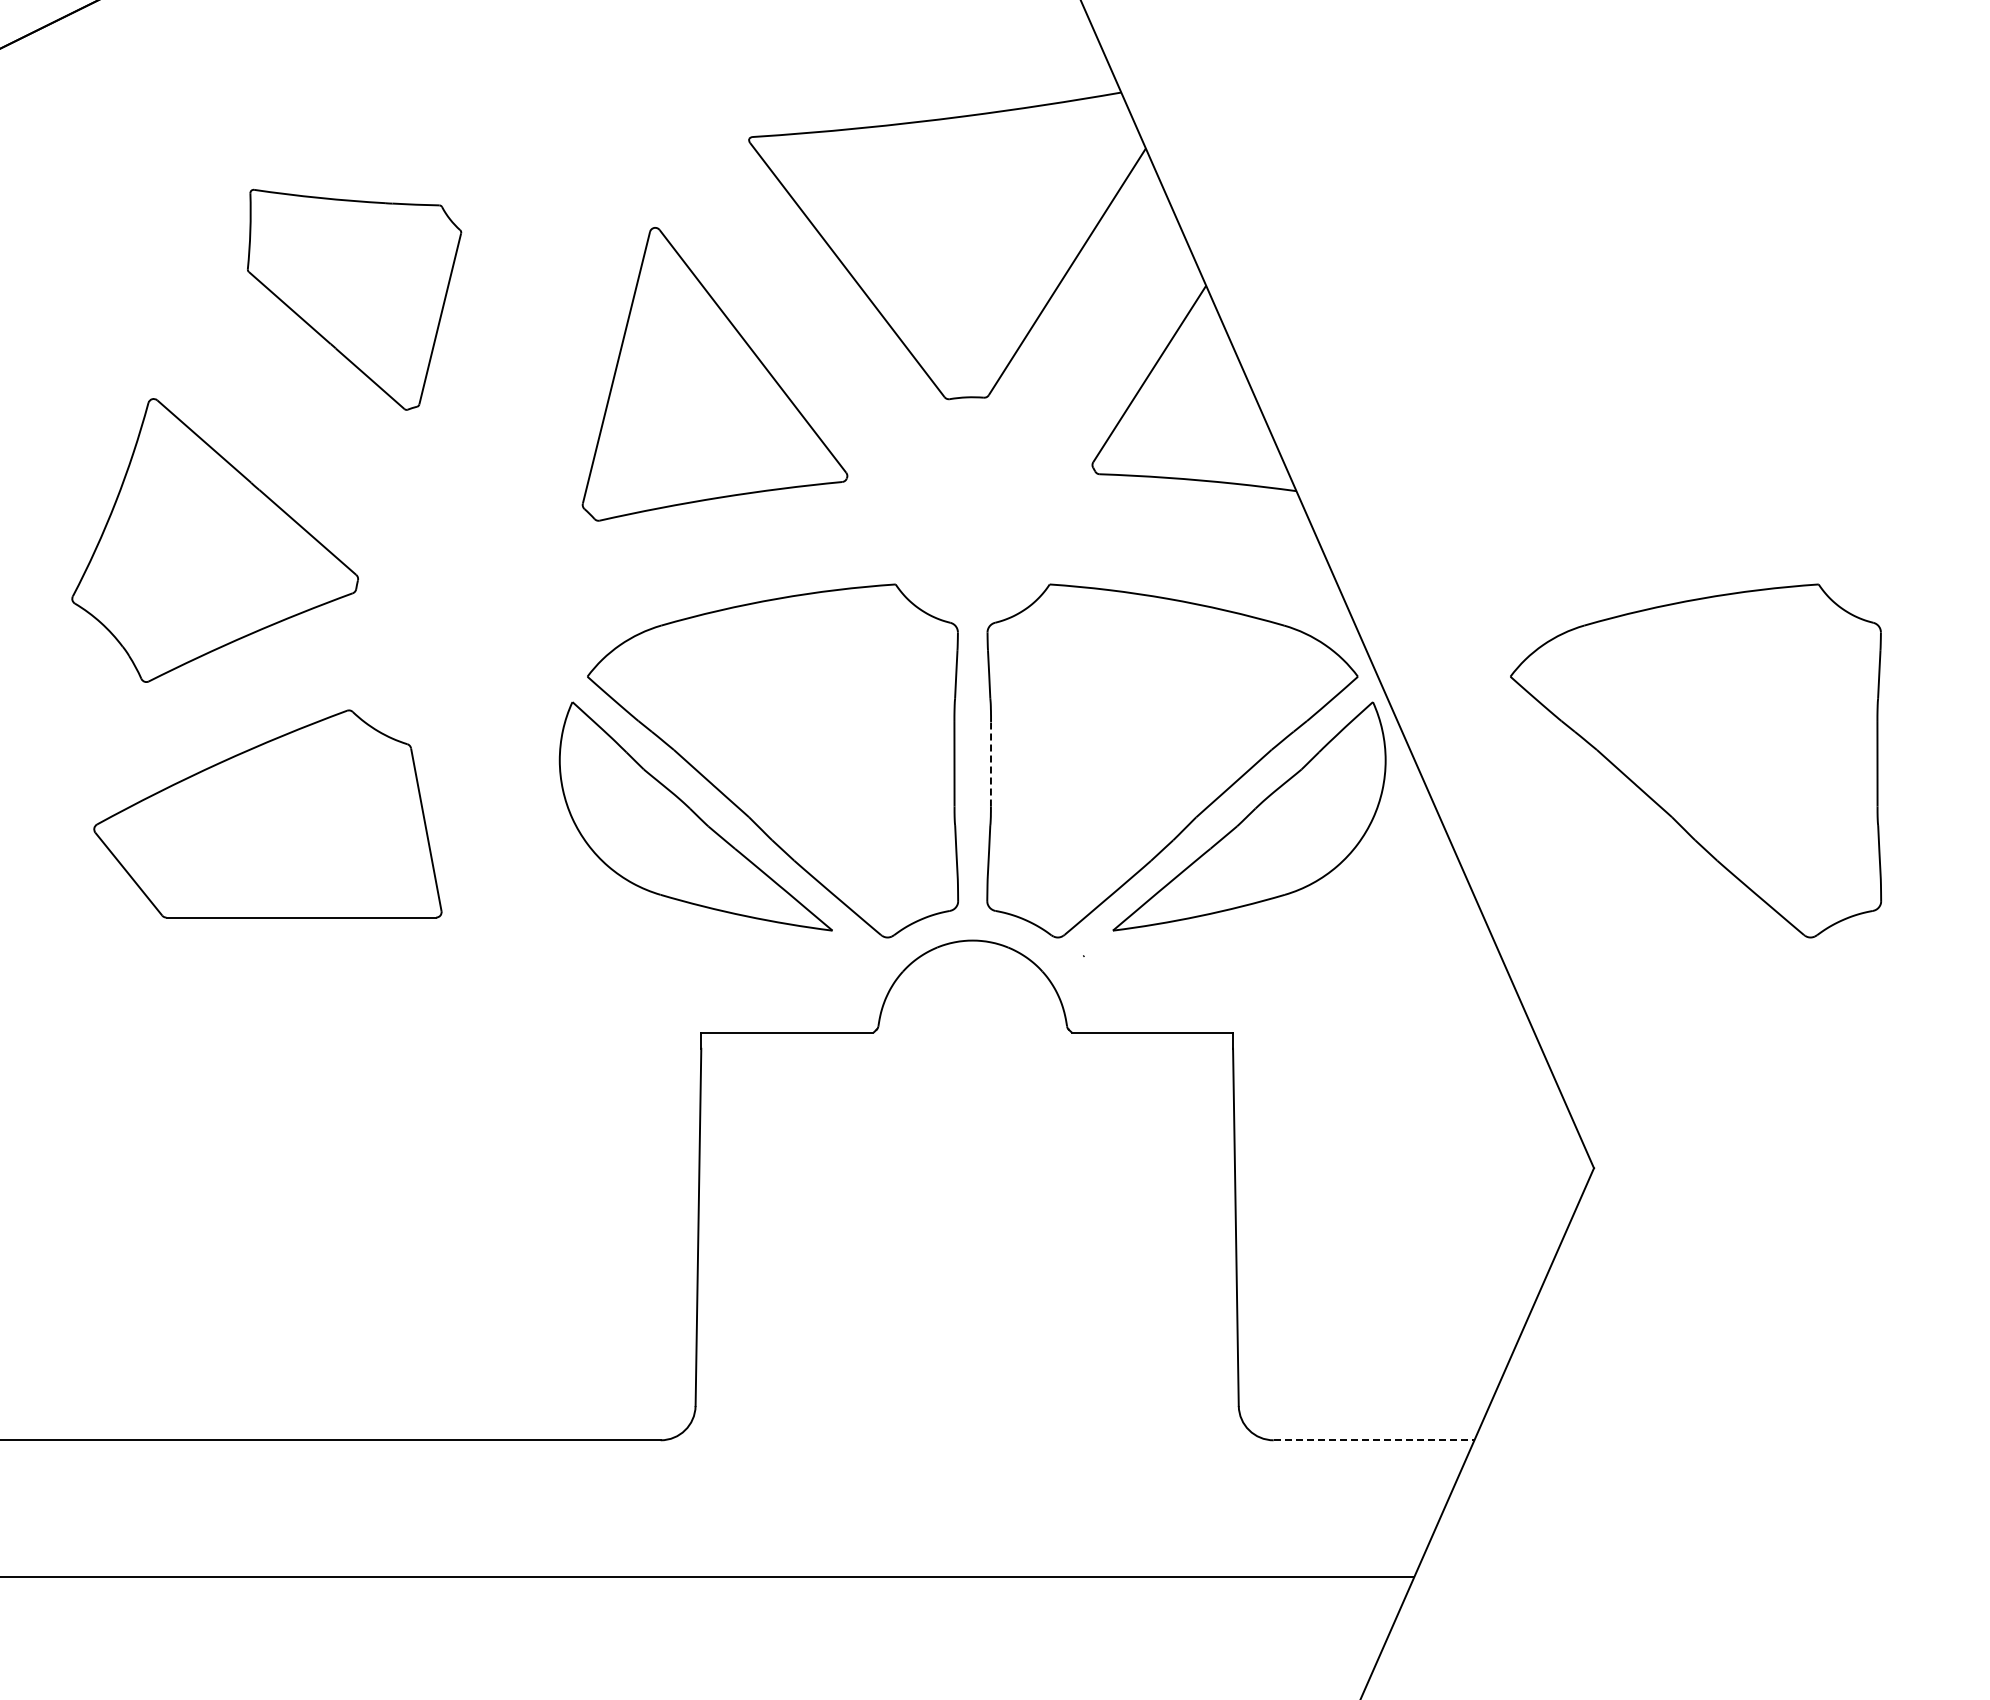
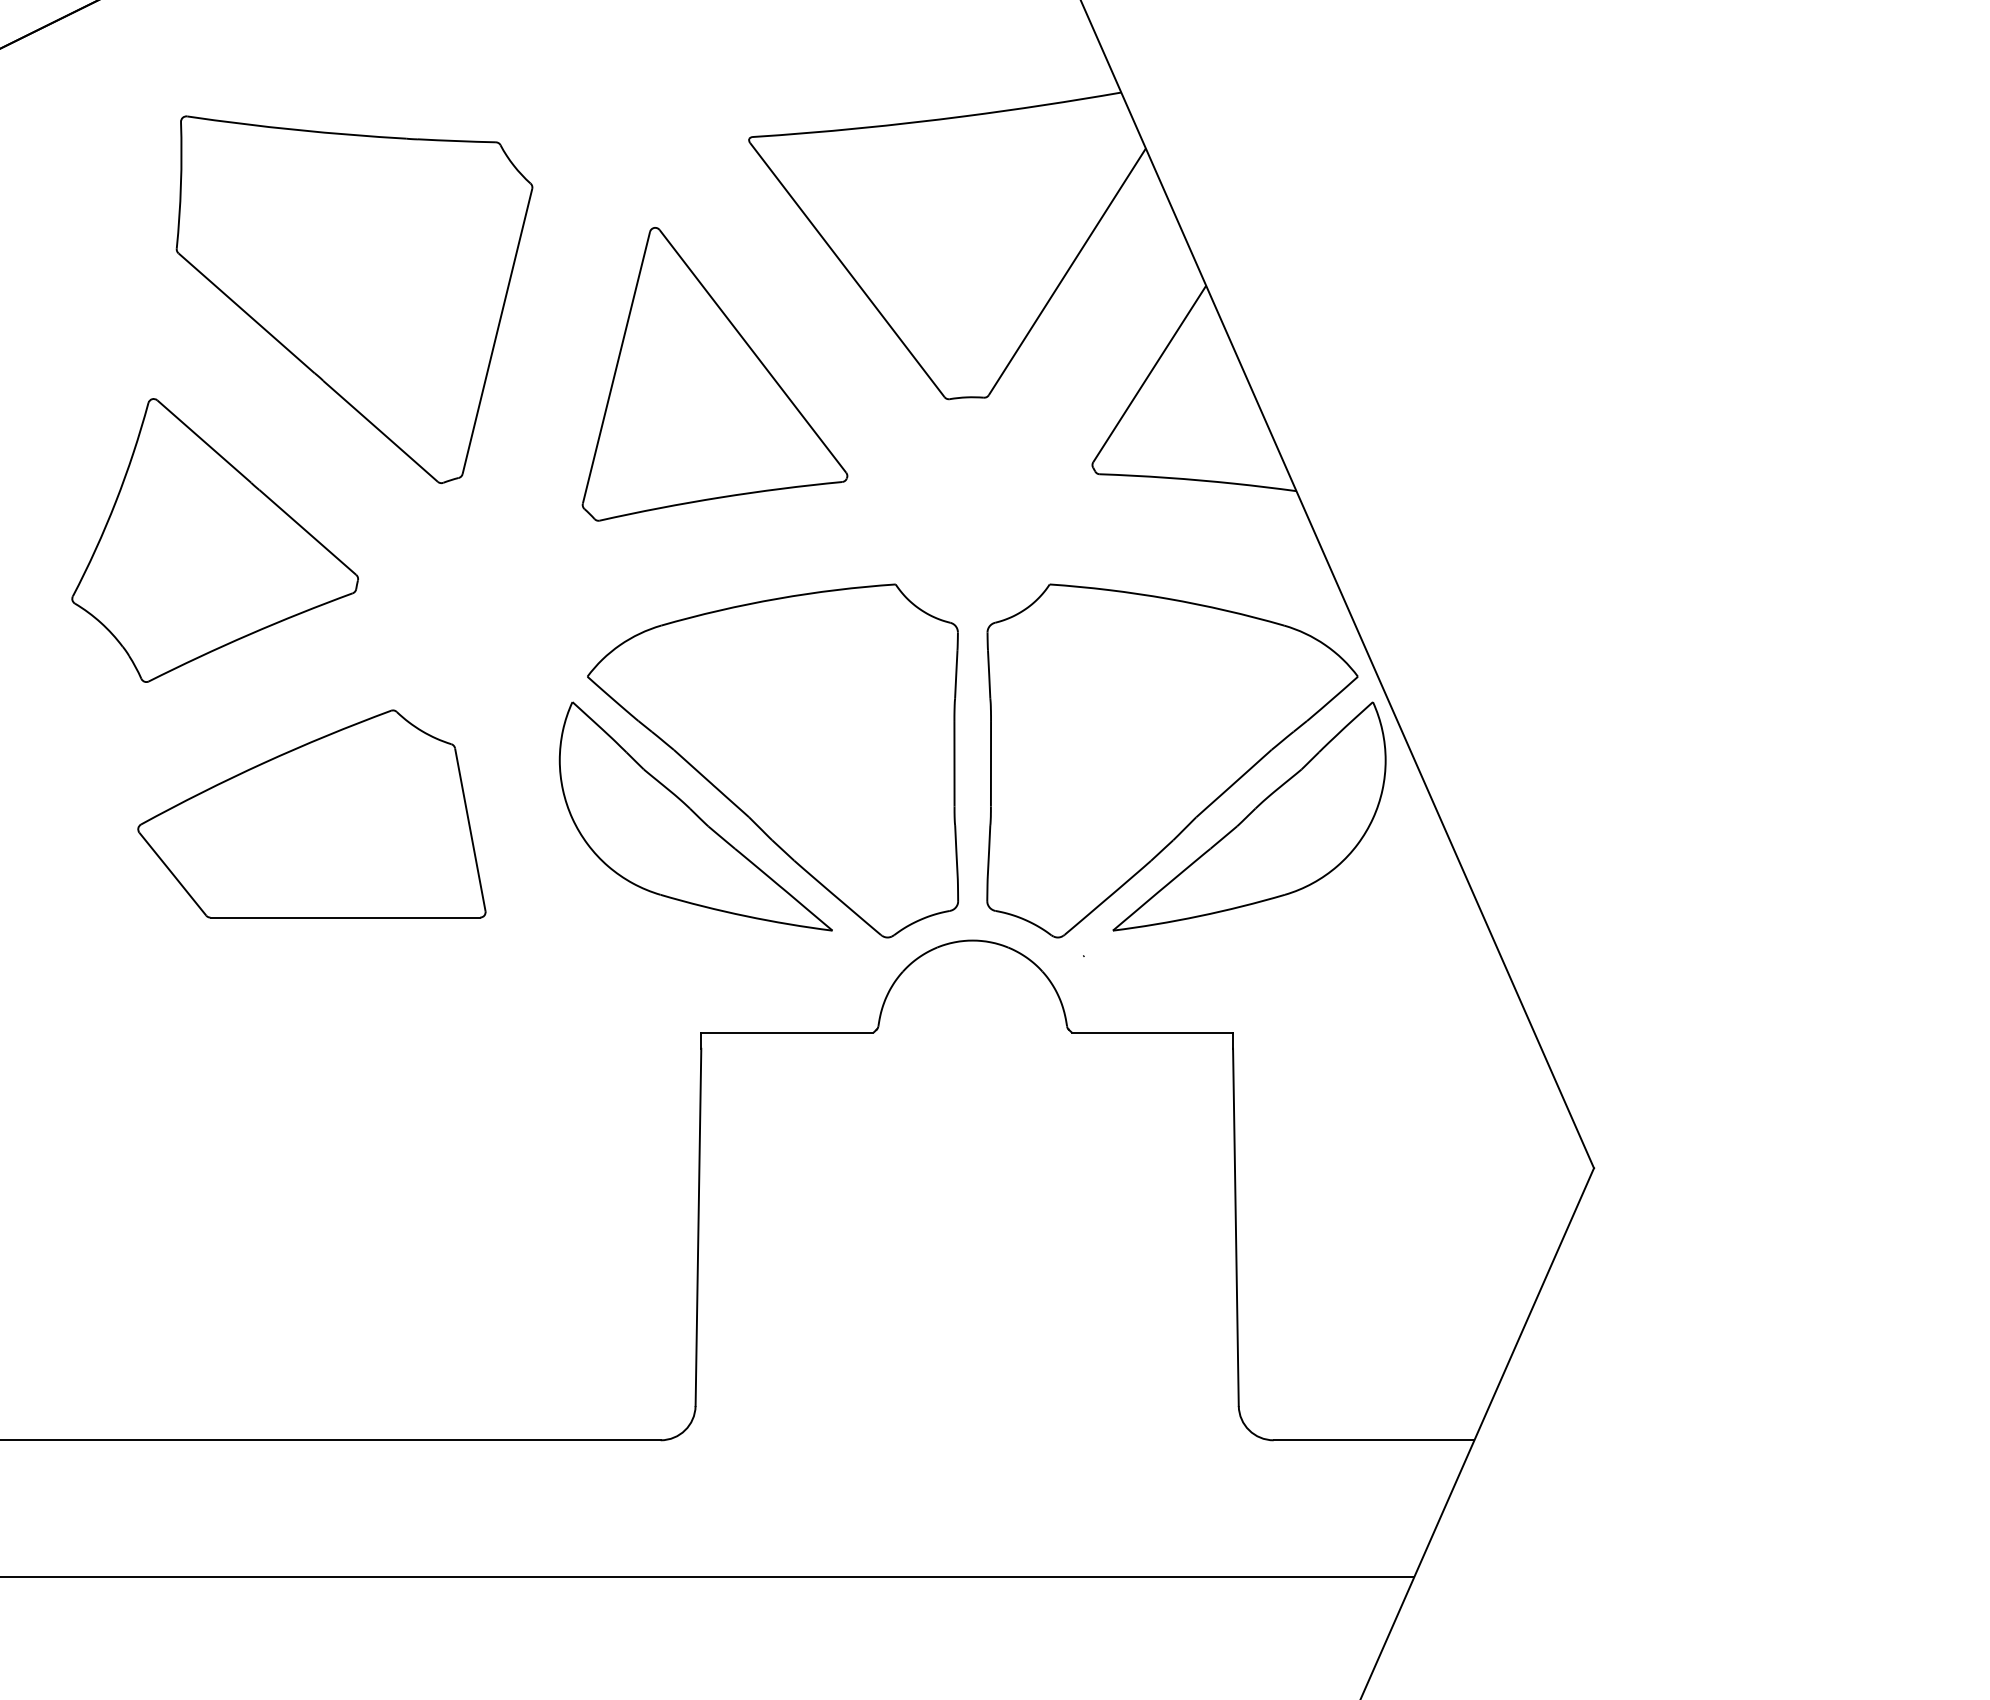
part size: 216x223 px -> 359x370 px (354, 299)
part: present -> none (1696, 760)
line: dashed -> solid (990, 764)
part position: (267, 813) -> (311, 813) (311, 813)
line: dashed -> solid (1374, 1440)
